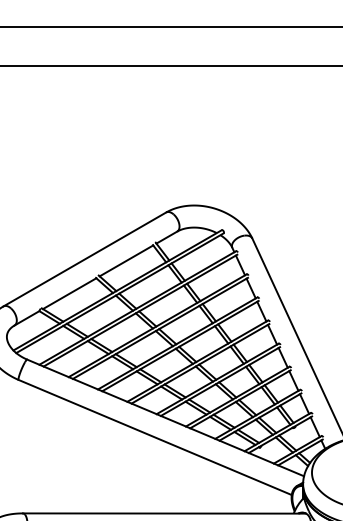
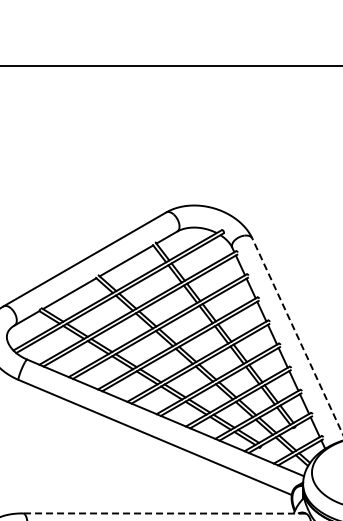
line: present -> none (170, 27)
line: solid -> dashed (297, 336)
line: solid -> dashed (164, 513)
